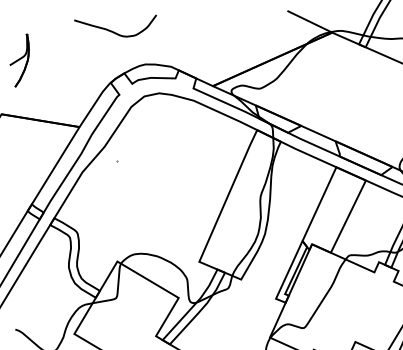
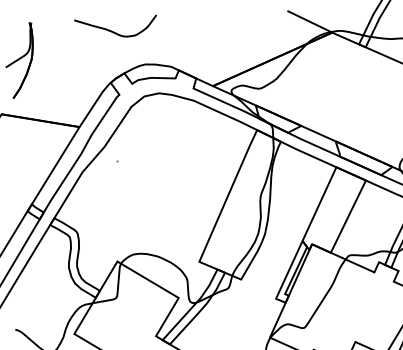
part size: 21x55 px -> 29x77 px (19, 60)
